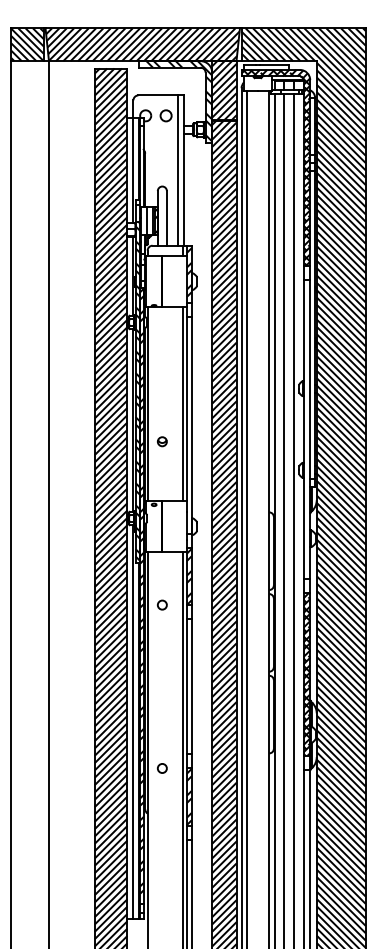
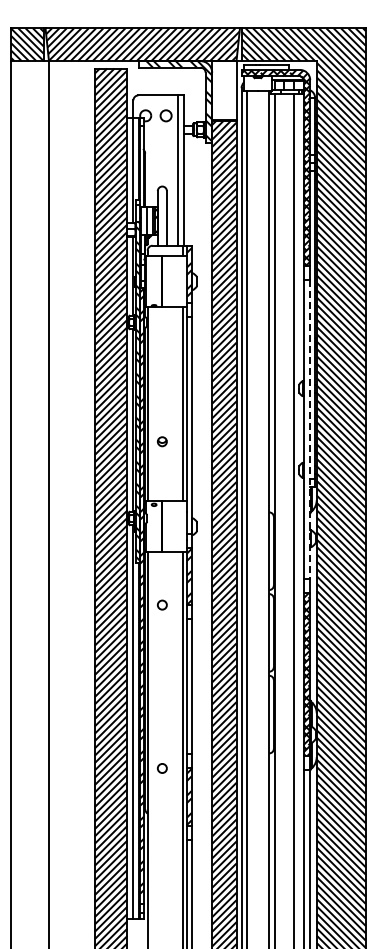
hatch: present -> none (224, 90)
line: solid -> dashed (310, 429)
line: present -> none (284, 519)
